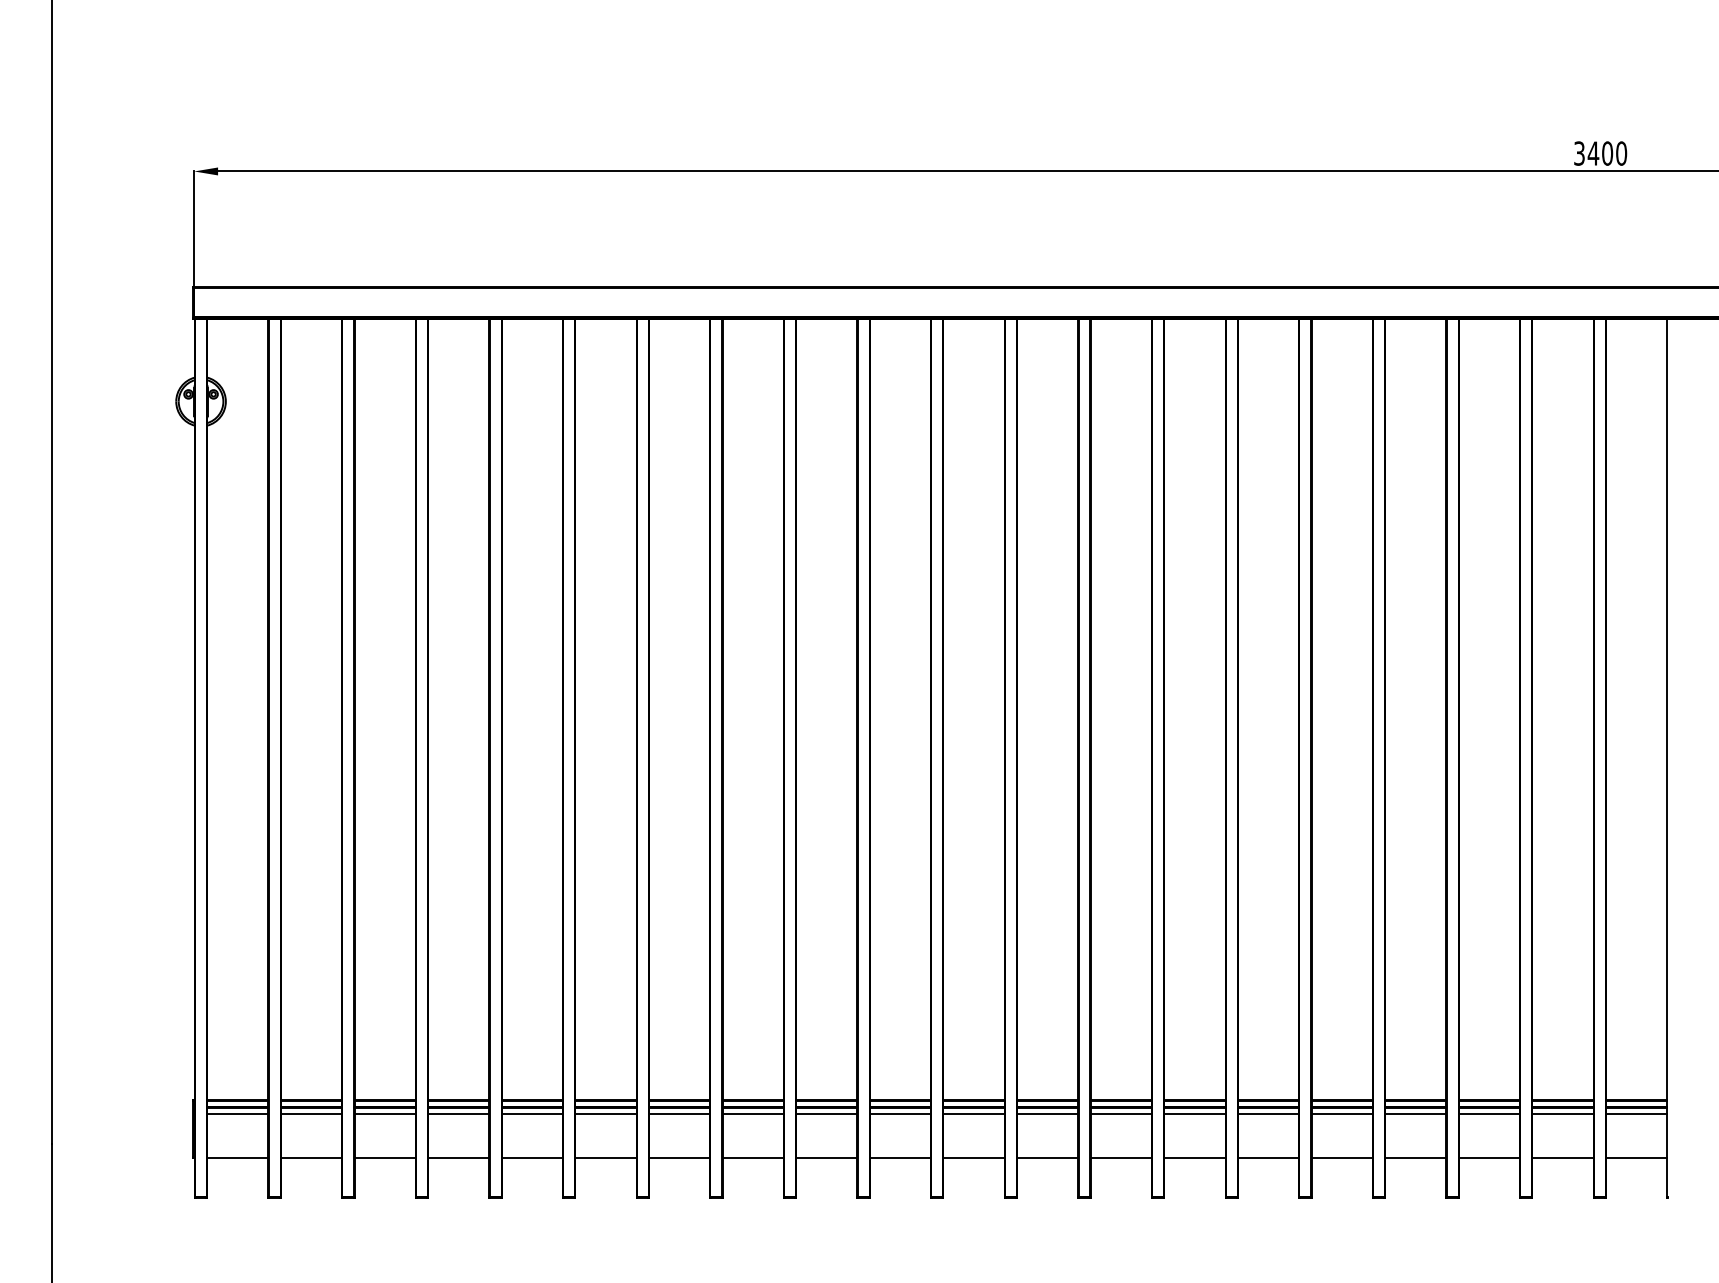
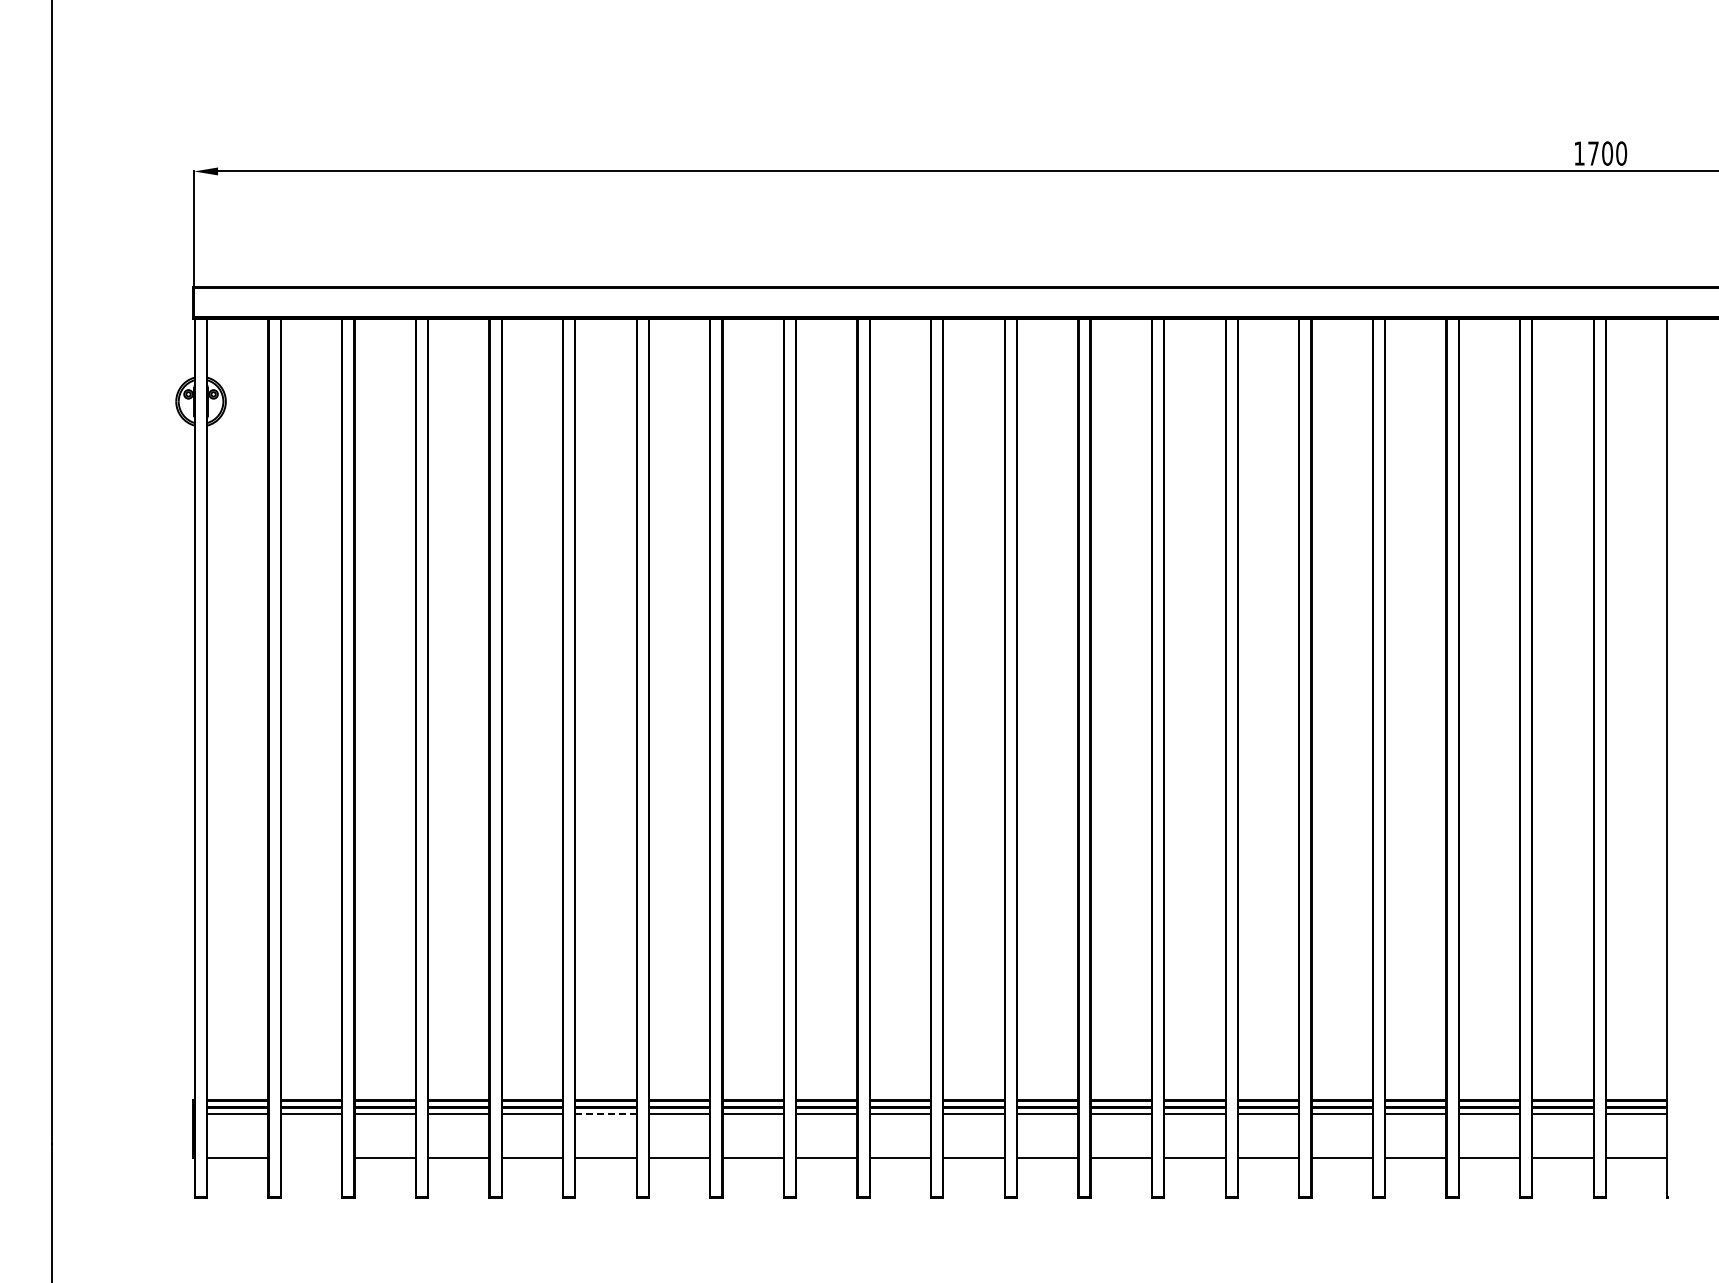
text: 3400 -> 1700 (1586, 153)
line: solid -> dashed (605, 1113)
line: present -> none (311, 1157)
